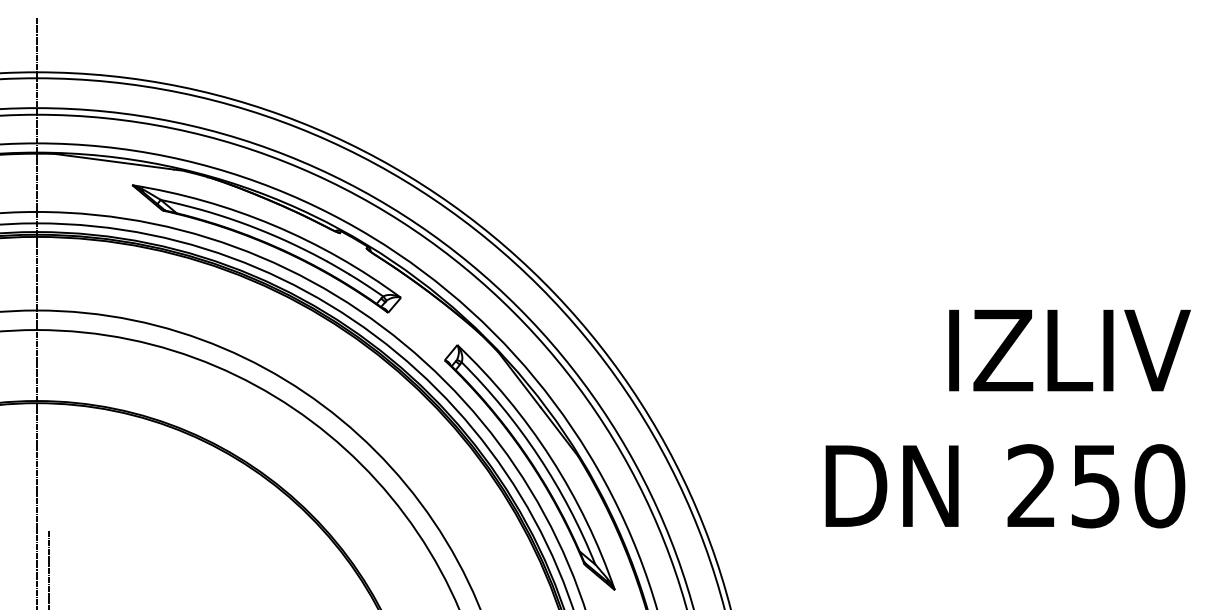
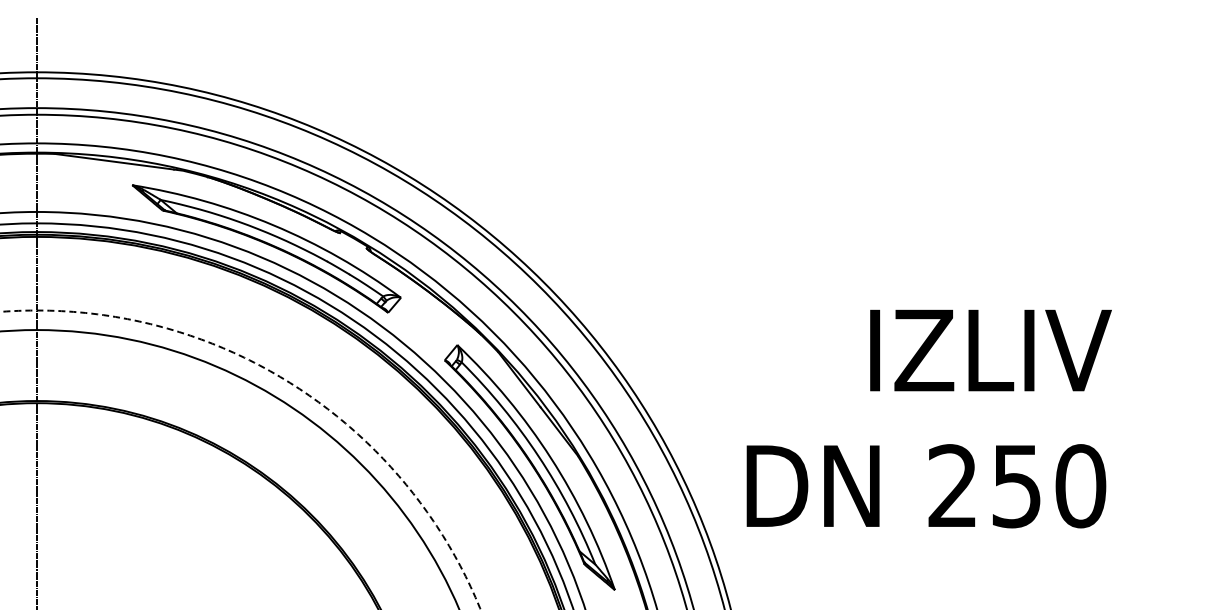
text position: (1007, 418) -> (928, 418) (928, 418)
circle: solid -> dashed (240, 459)
line: present -> none (49, 568)
